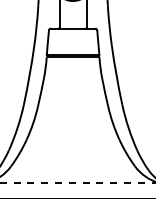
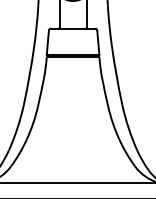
line: dashed -> solid (78, 182)
